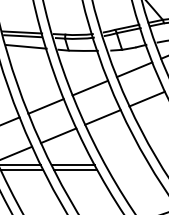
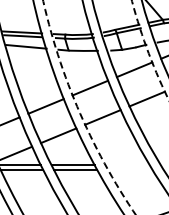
arc: solid -> dashed (148, 51)
arc: solid -> dashed (79, 112)
